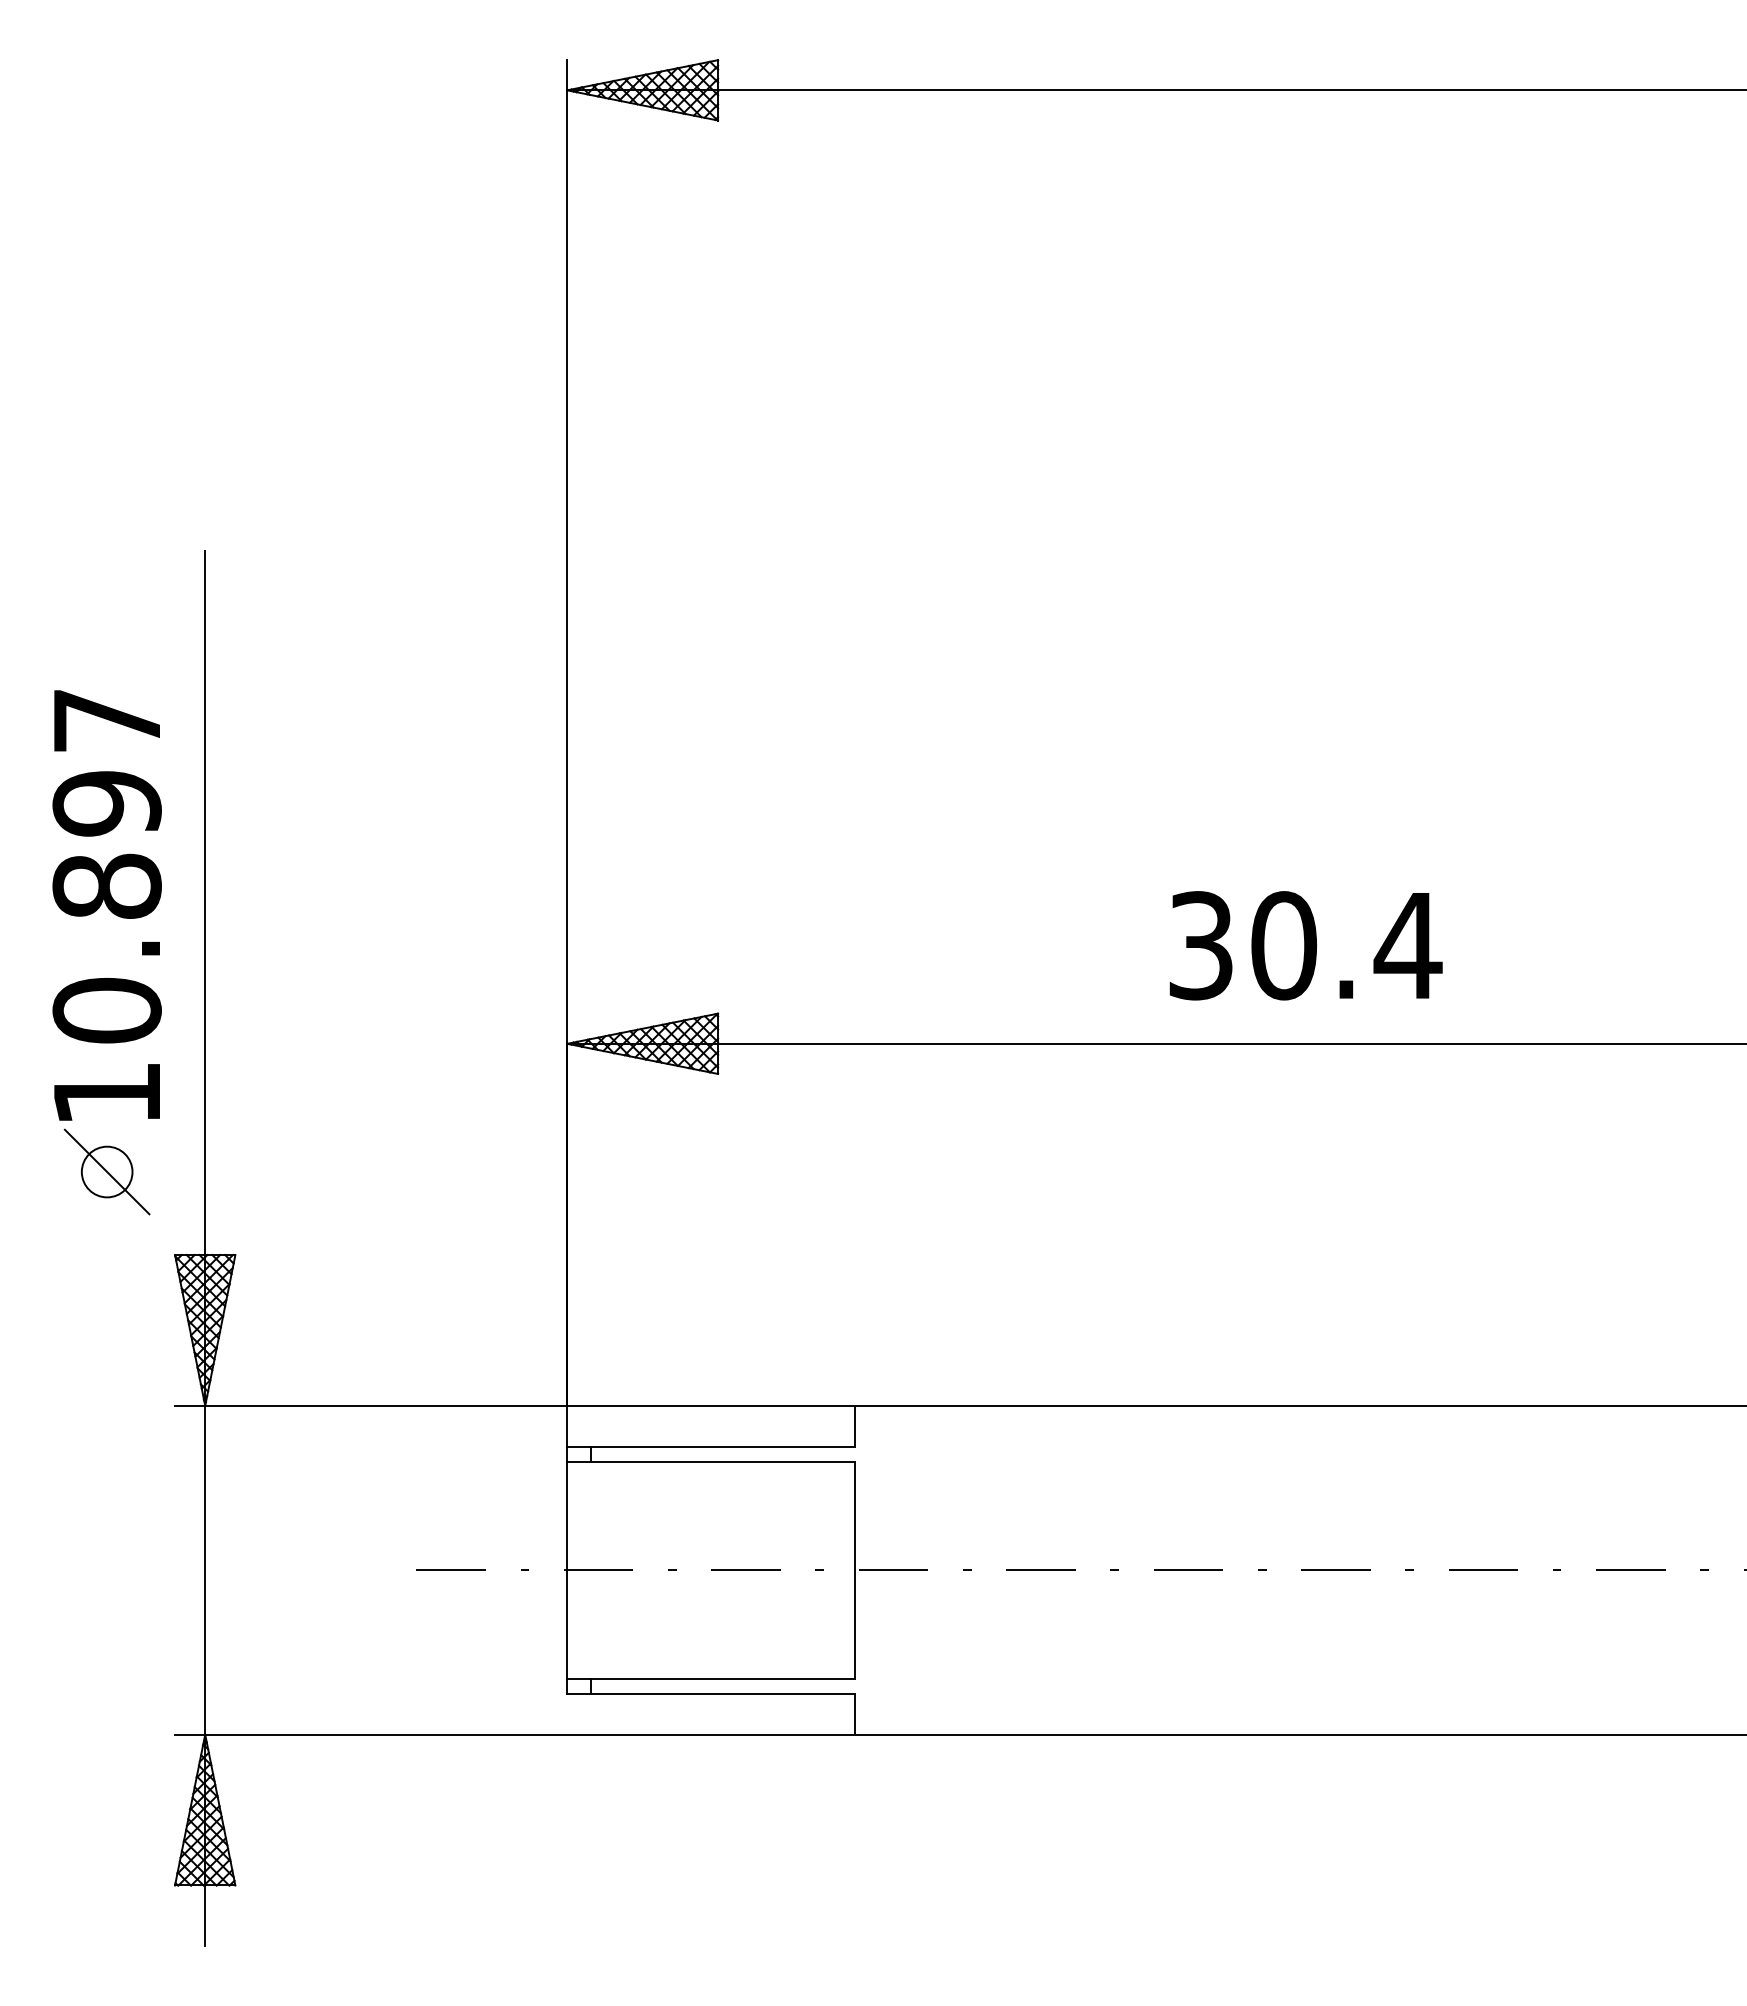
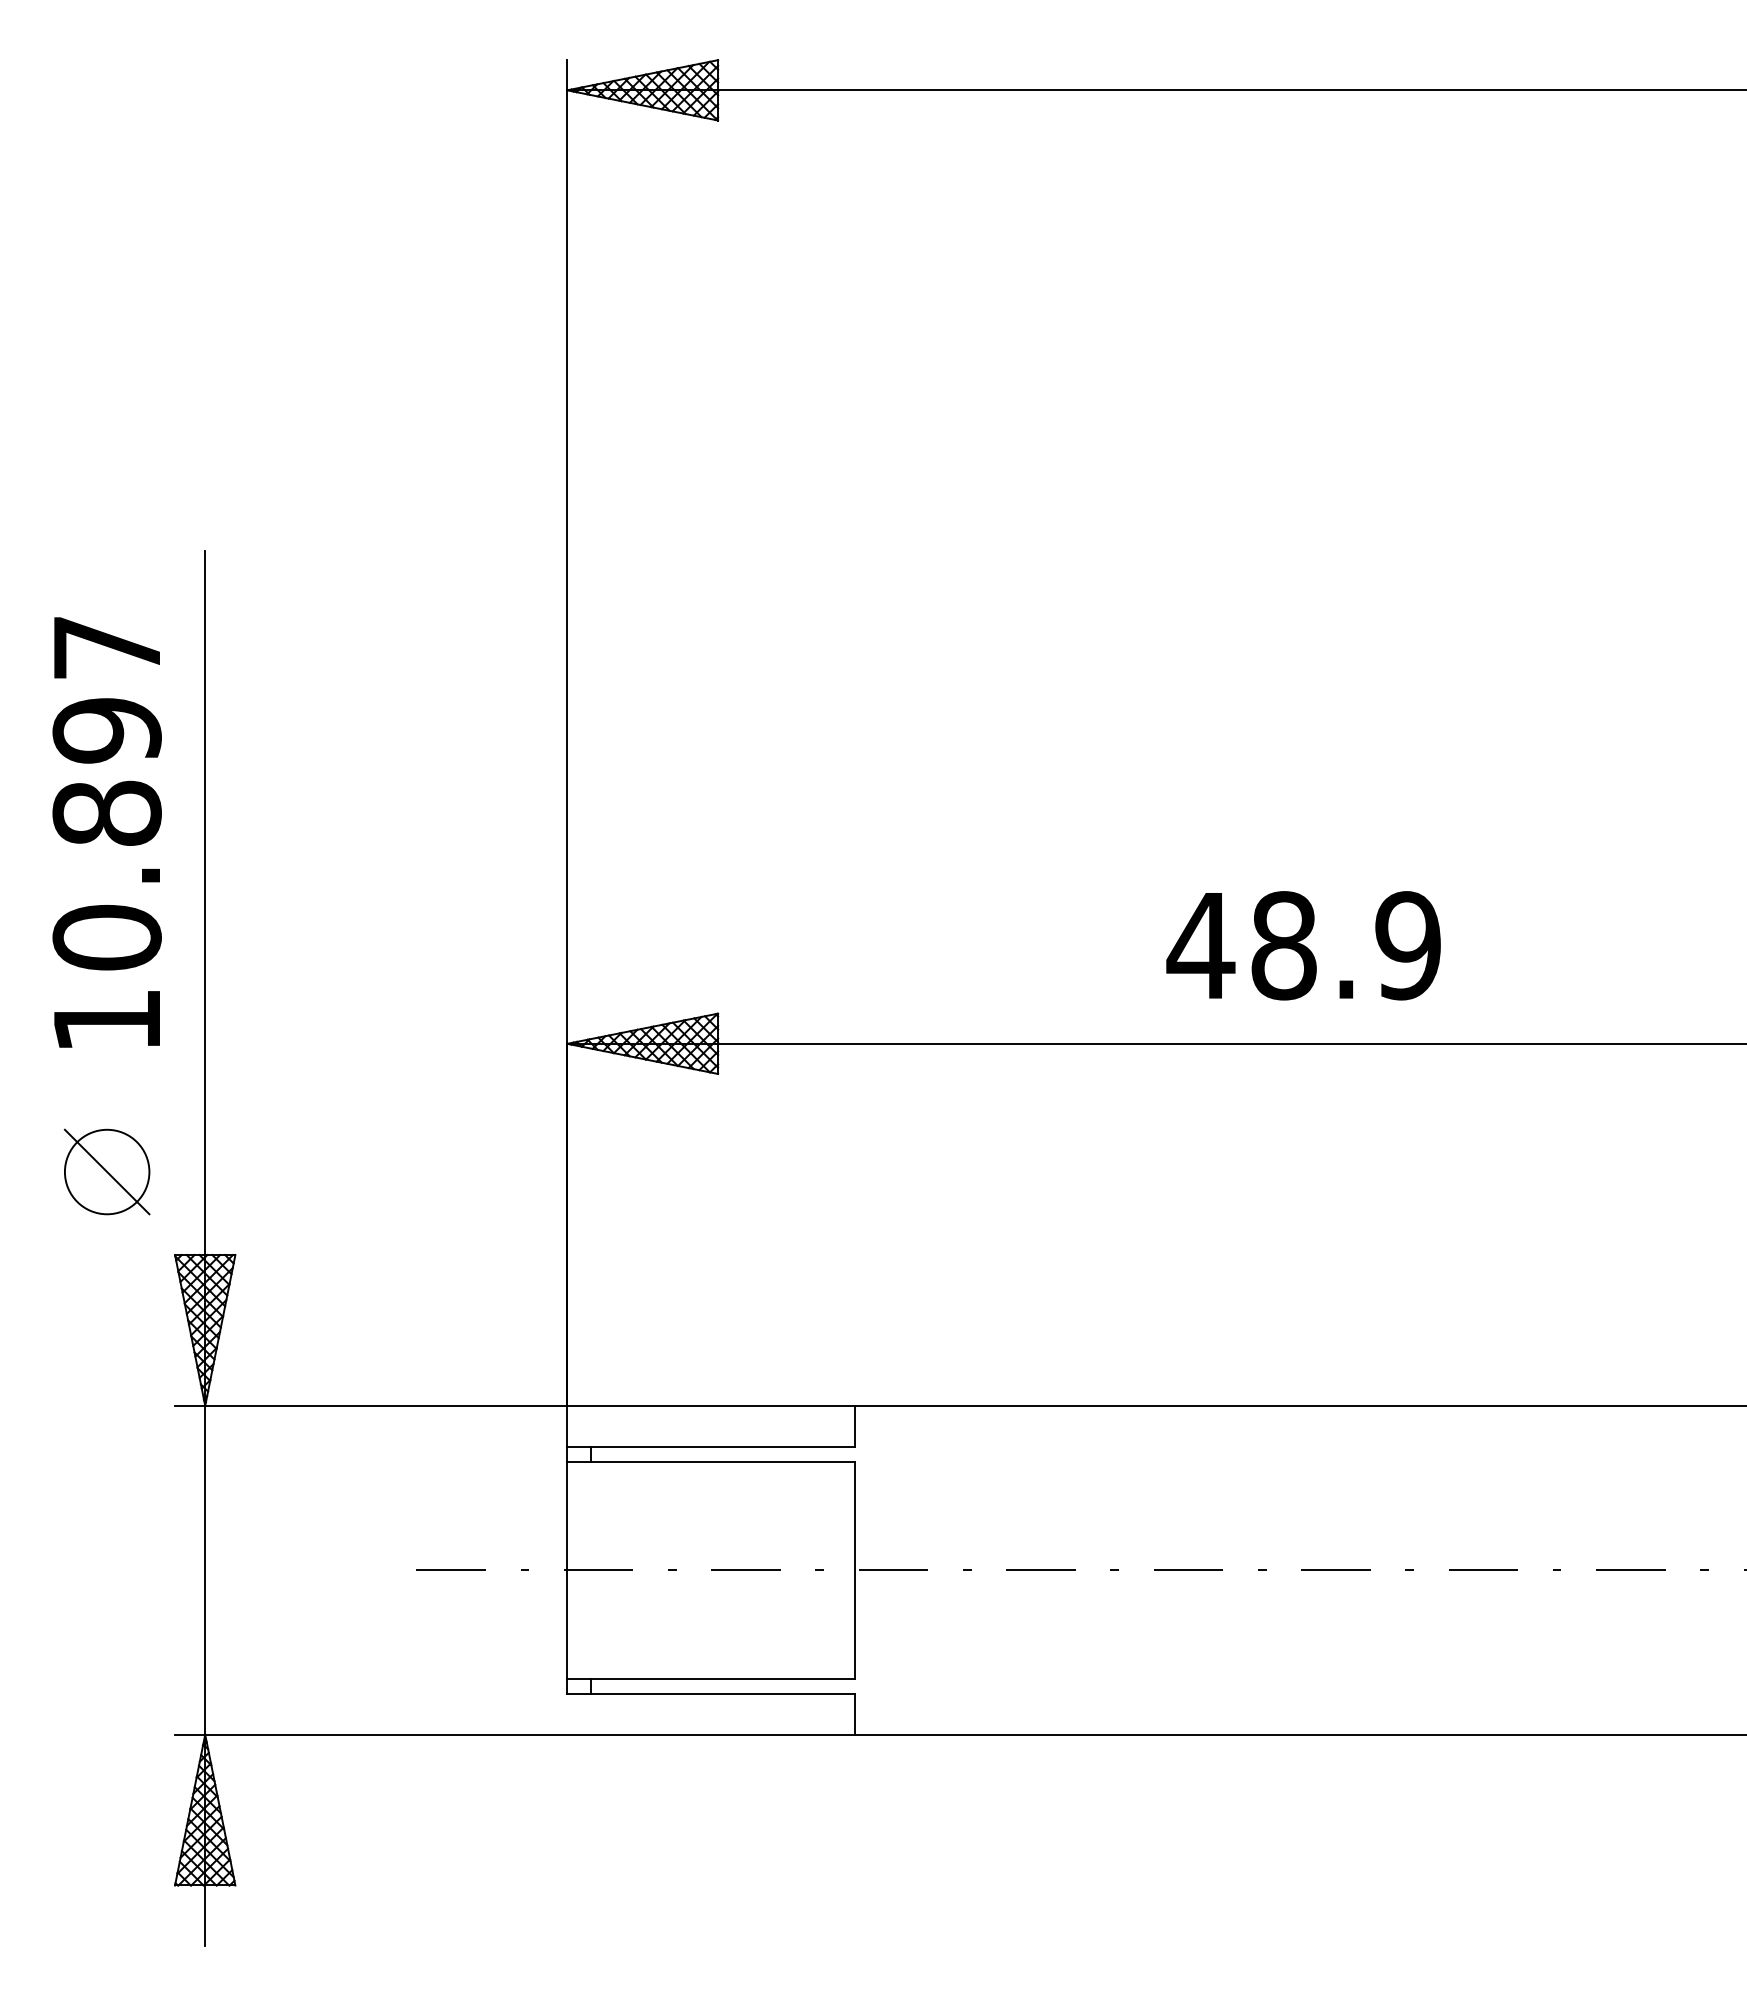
text position: (106, 905) -> (106, 832) (106, 832)
text: 30.4 -> 48.9 (1304, 945)
circle diameter: 51 px -> 84 px (106, 1171)
